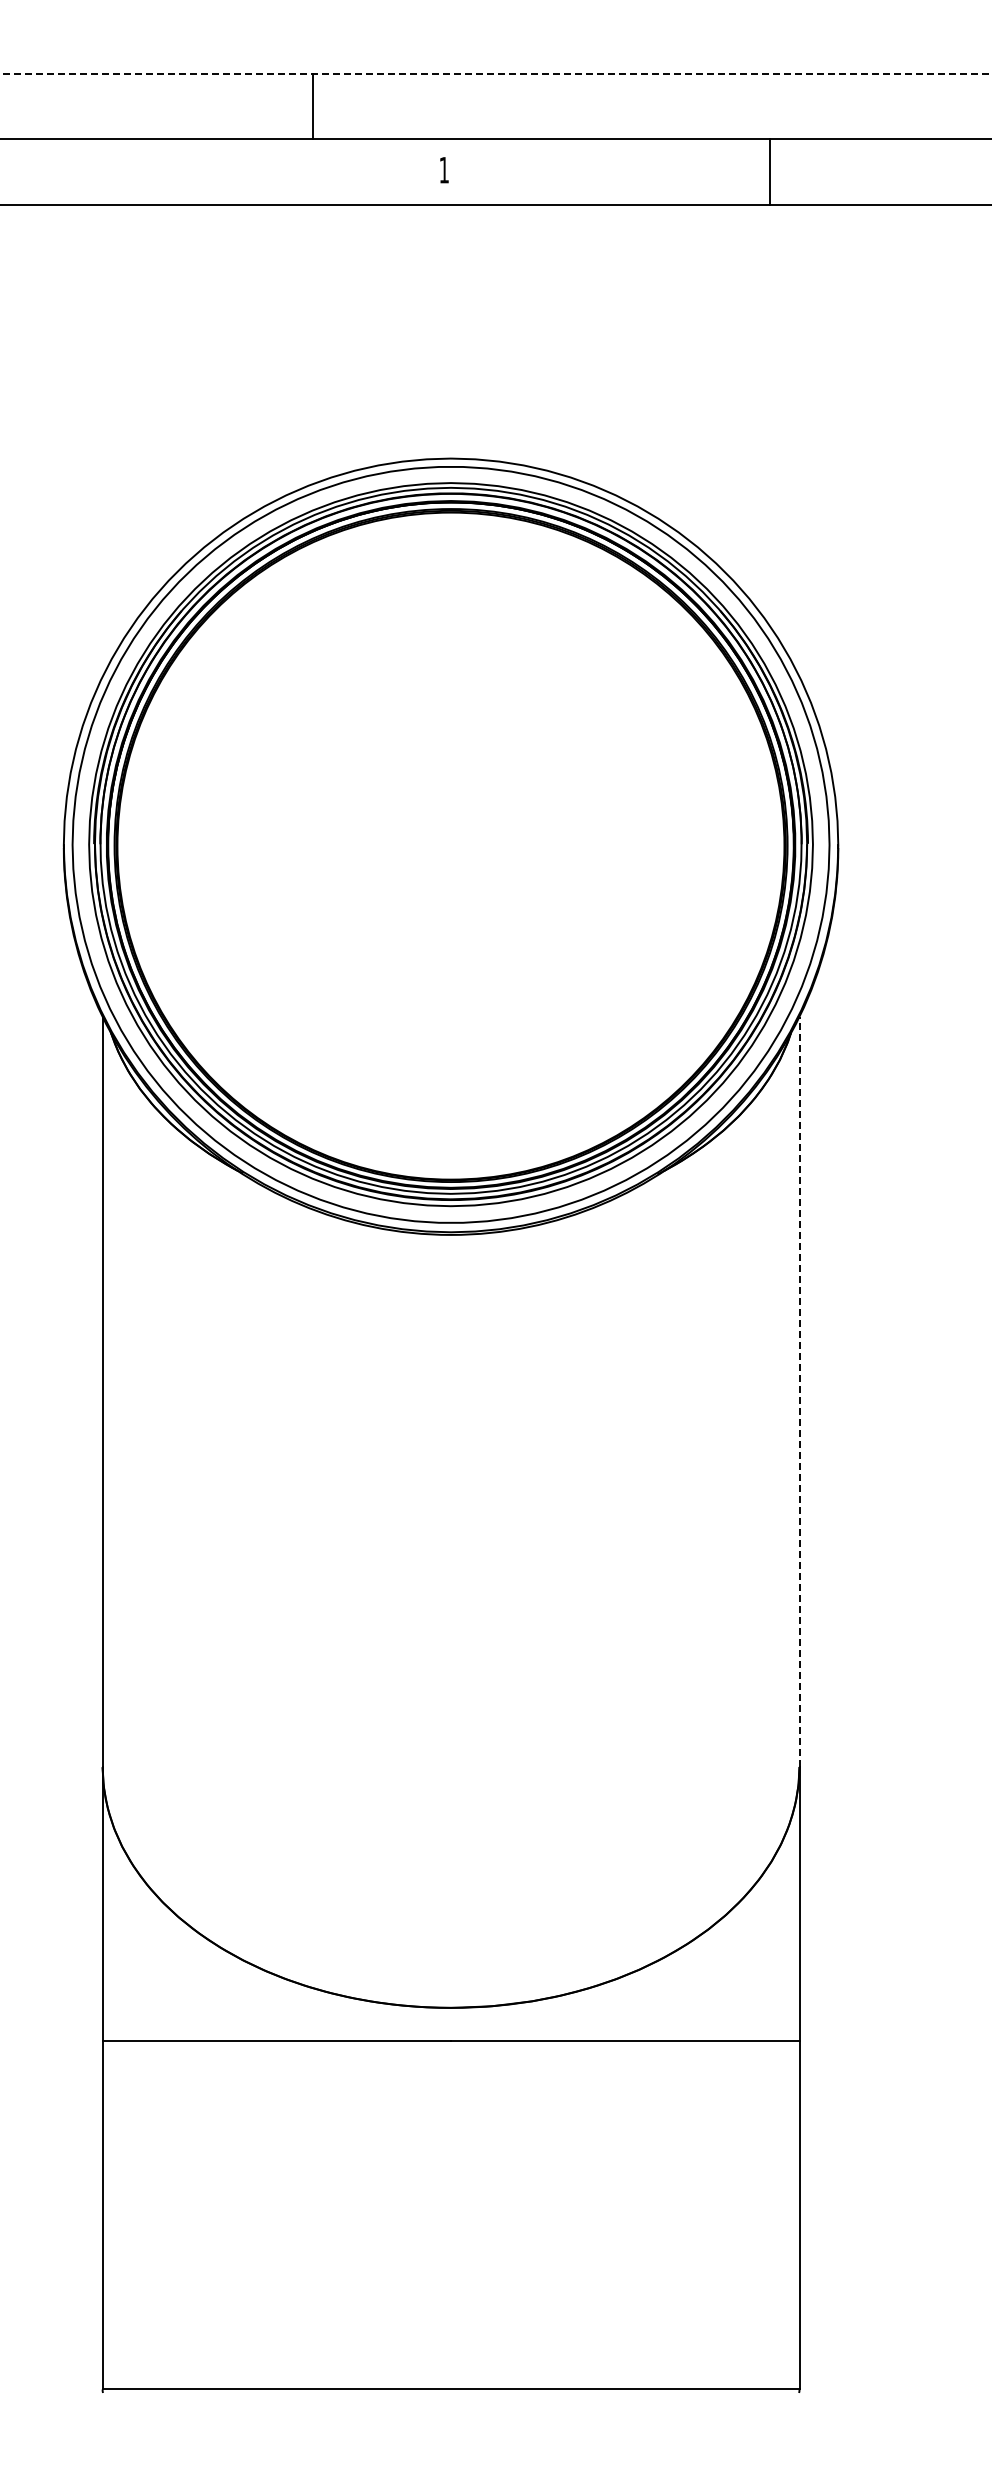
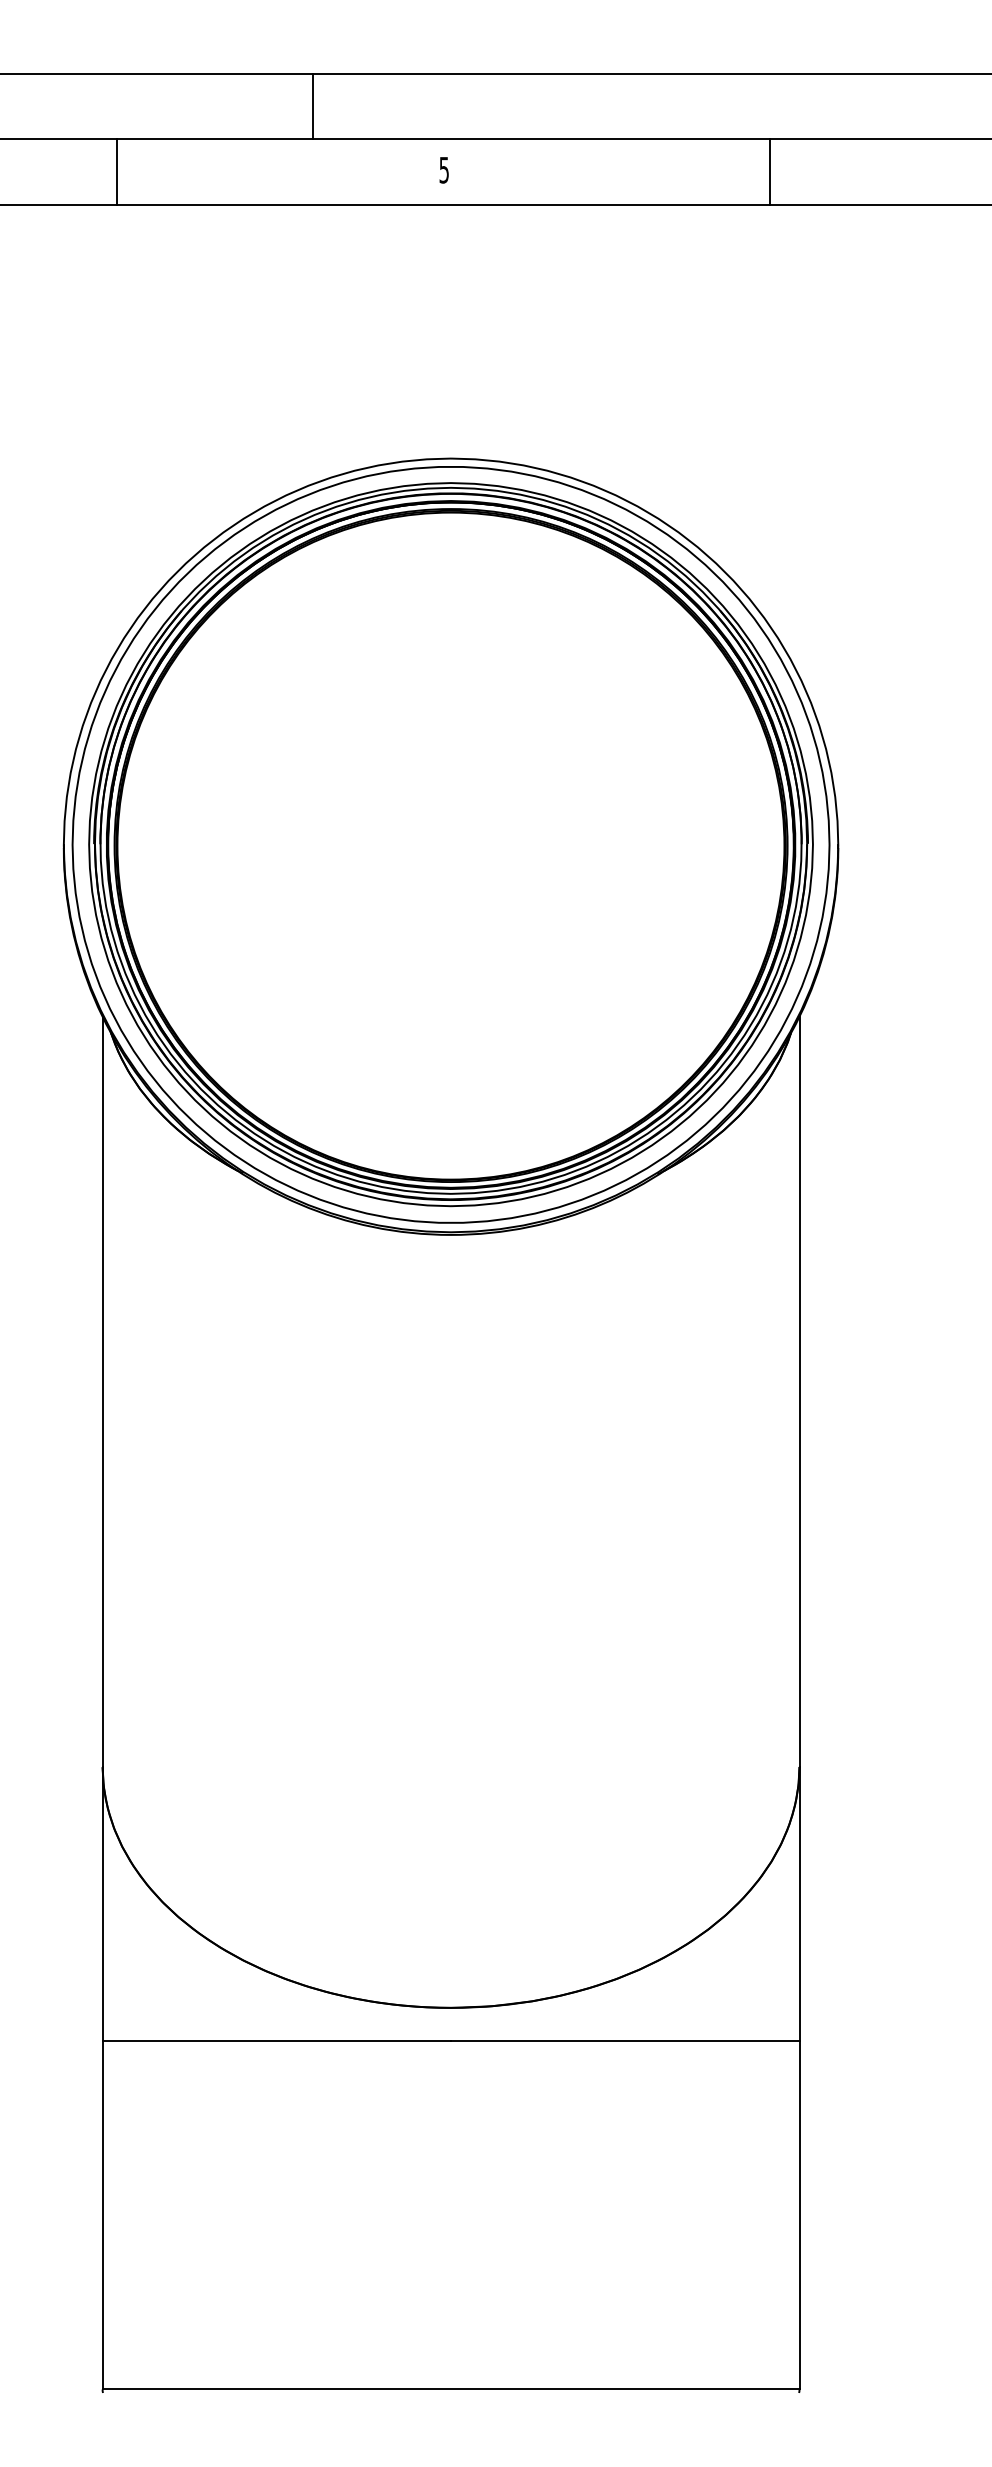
line: dashed -> solid (496, 74)
text: 1 -> 5 (443, 170)
line: none -> present (117, 171)
line: dashed -> solid (799, 1391)
